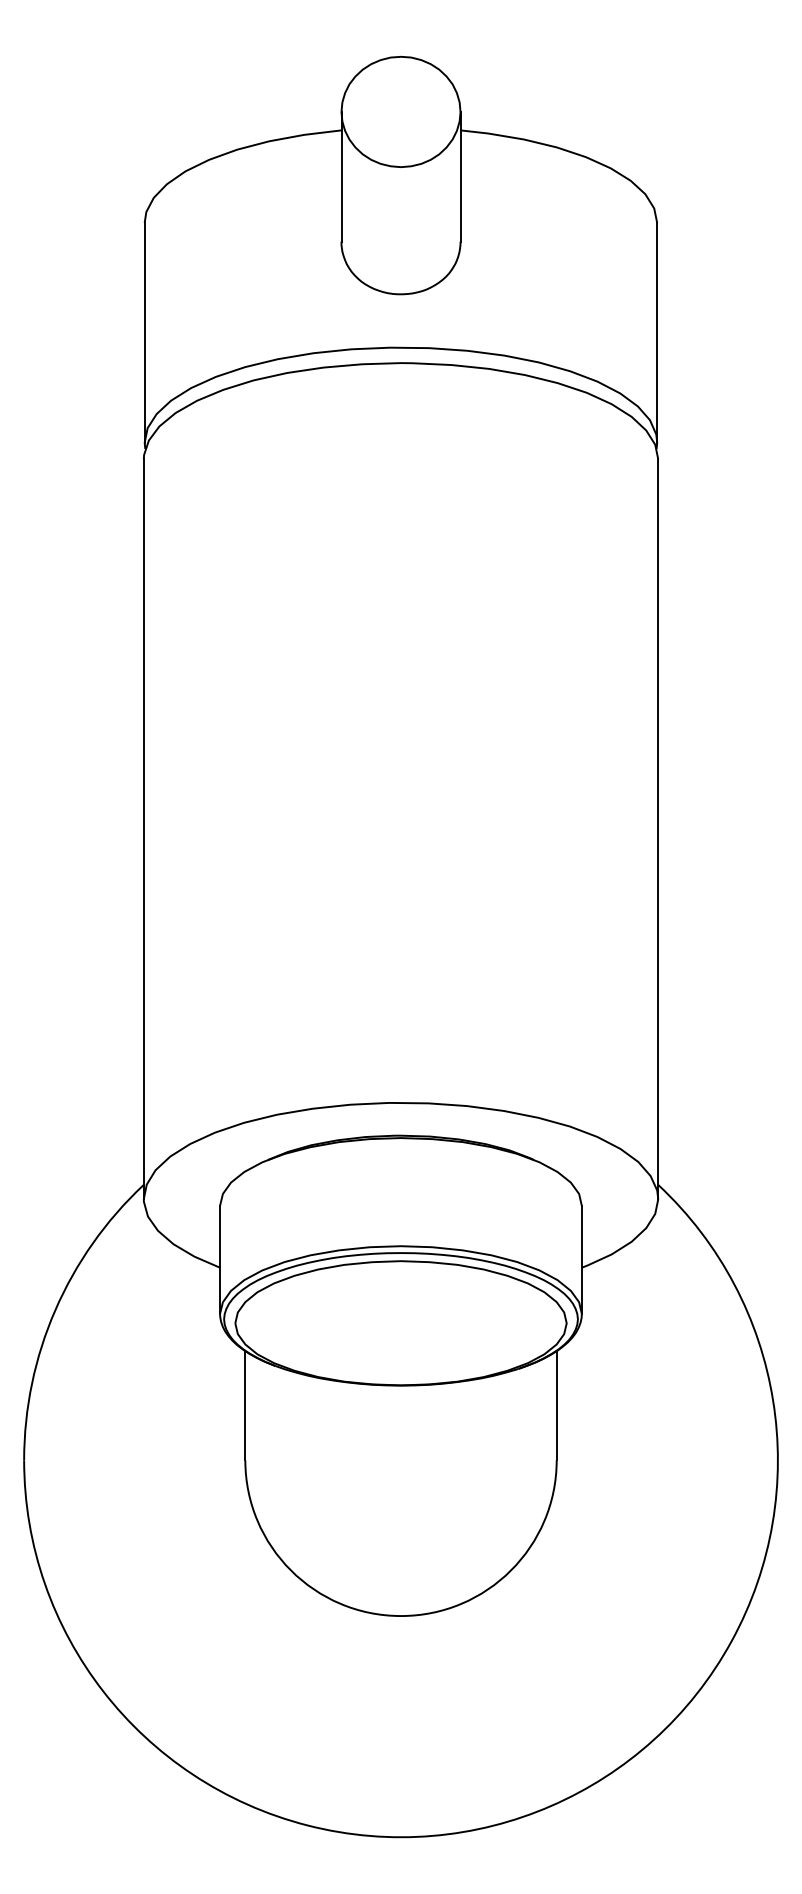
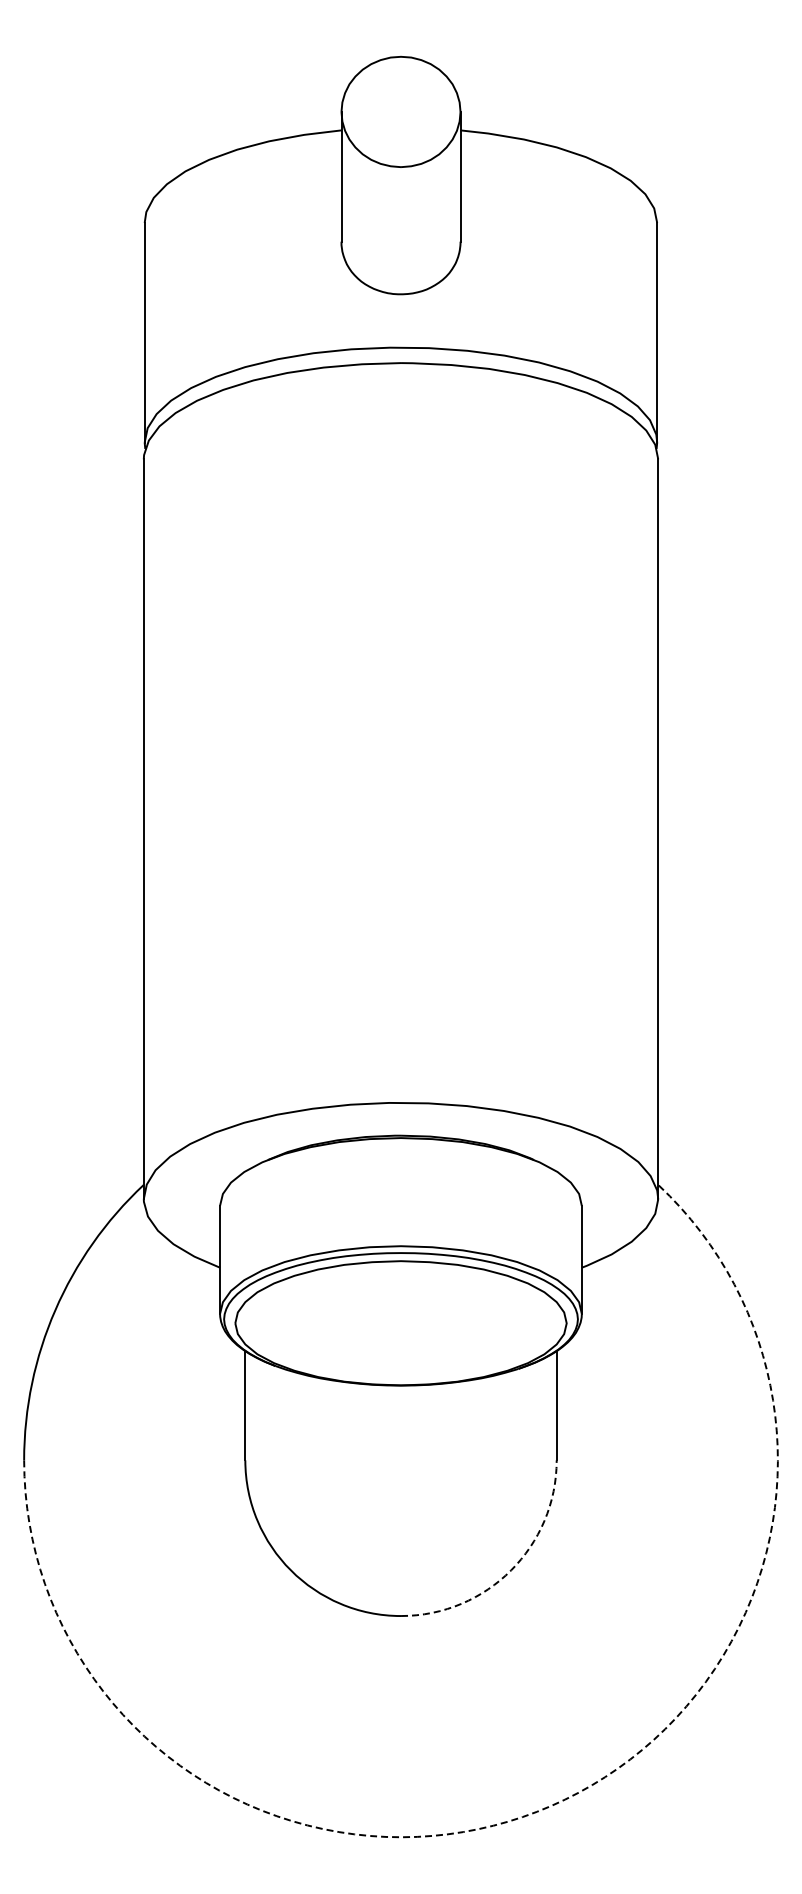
arc: solid -> dashed (511, 1570)
arc: solid -> dashed (551, 1806)
